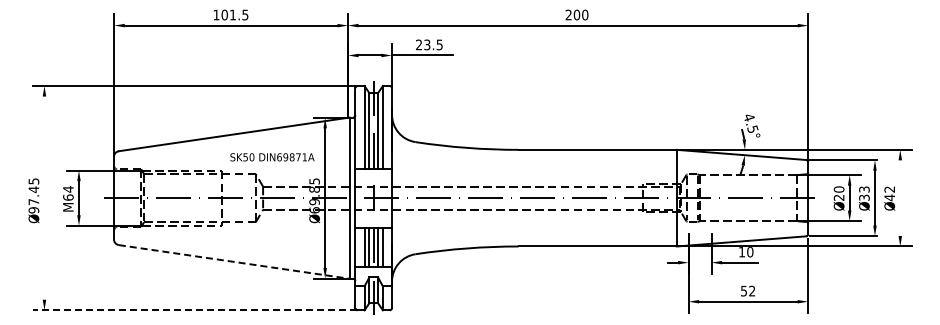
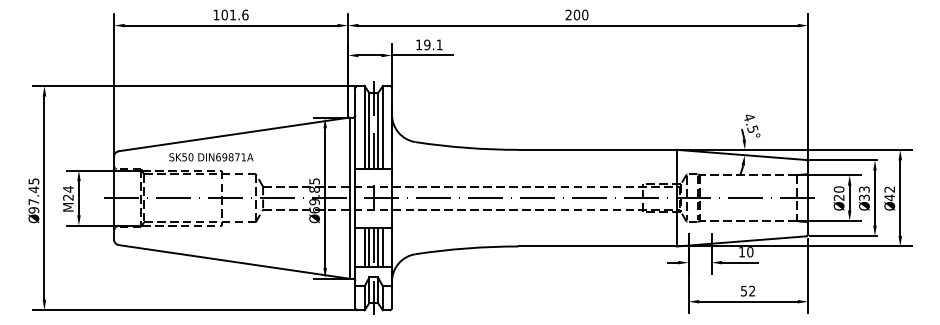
text: 101.5 -> 101.6 (245, 14)
text: 23.5 -> 19.1 (429, 44)
text position: (272, 157) -> (211, 157) (211, 157)
line: none -> present (44, 197)
text: M64 -> M24 (68, 197)
line: none -> present (900, 197)
line: dashed -> solid (234, 261)
line: dashed -> solid (194, 310)
